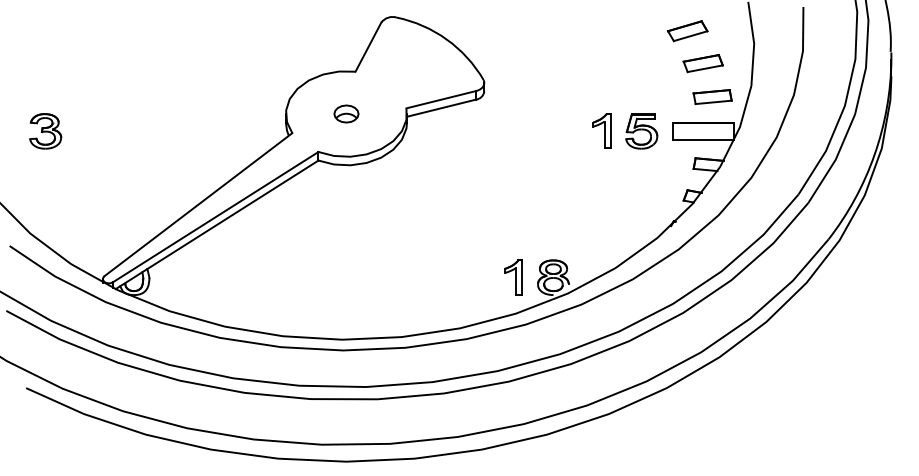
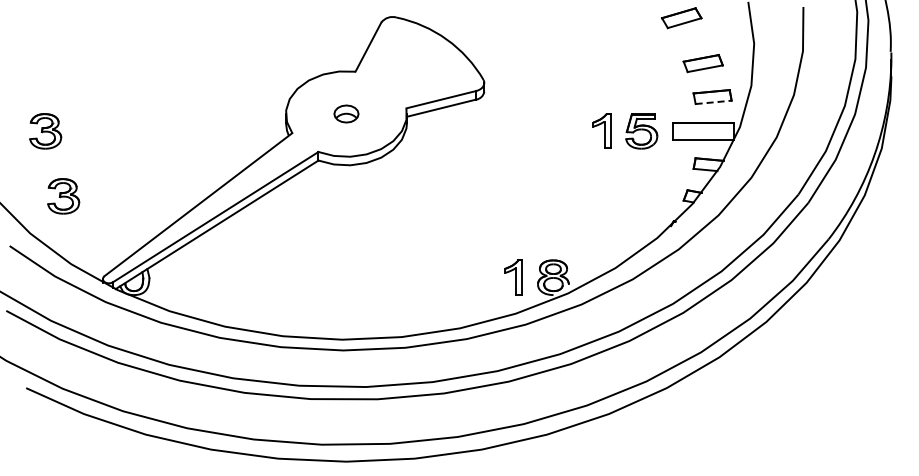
part position: (687, 31) -> (681, 18) (681, 18)
line: solid -> dashed (714, 102)
part: none -> present (63, 196)
